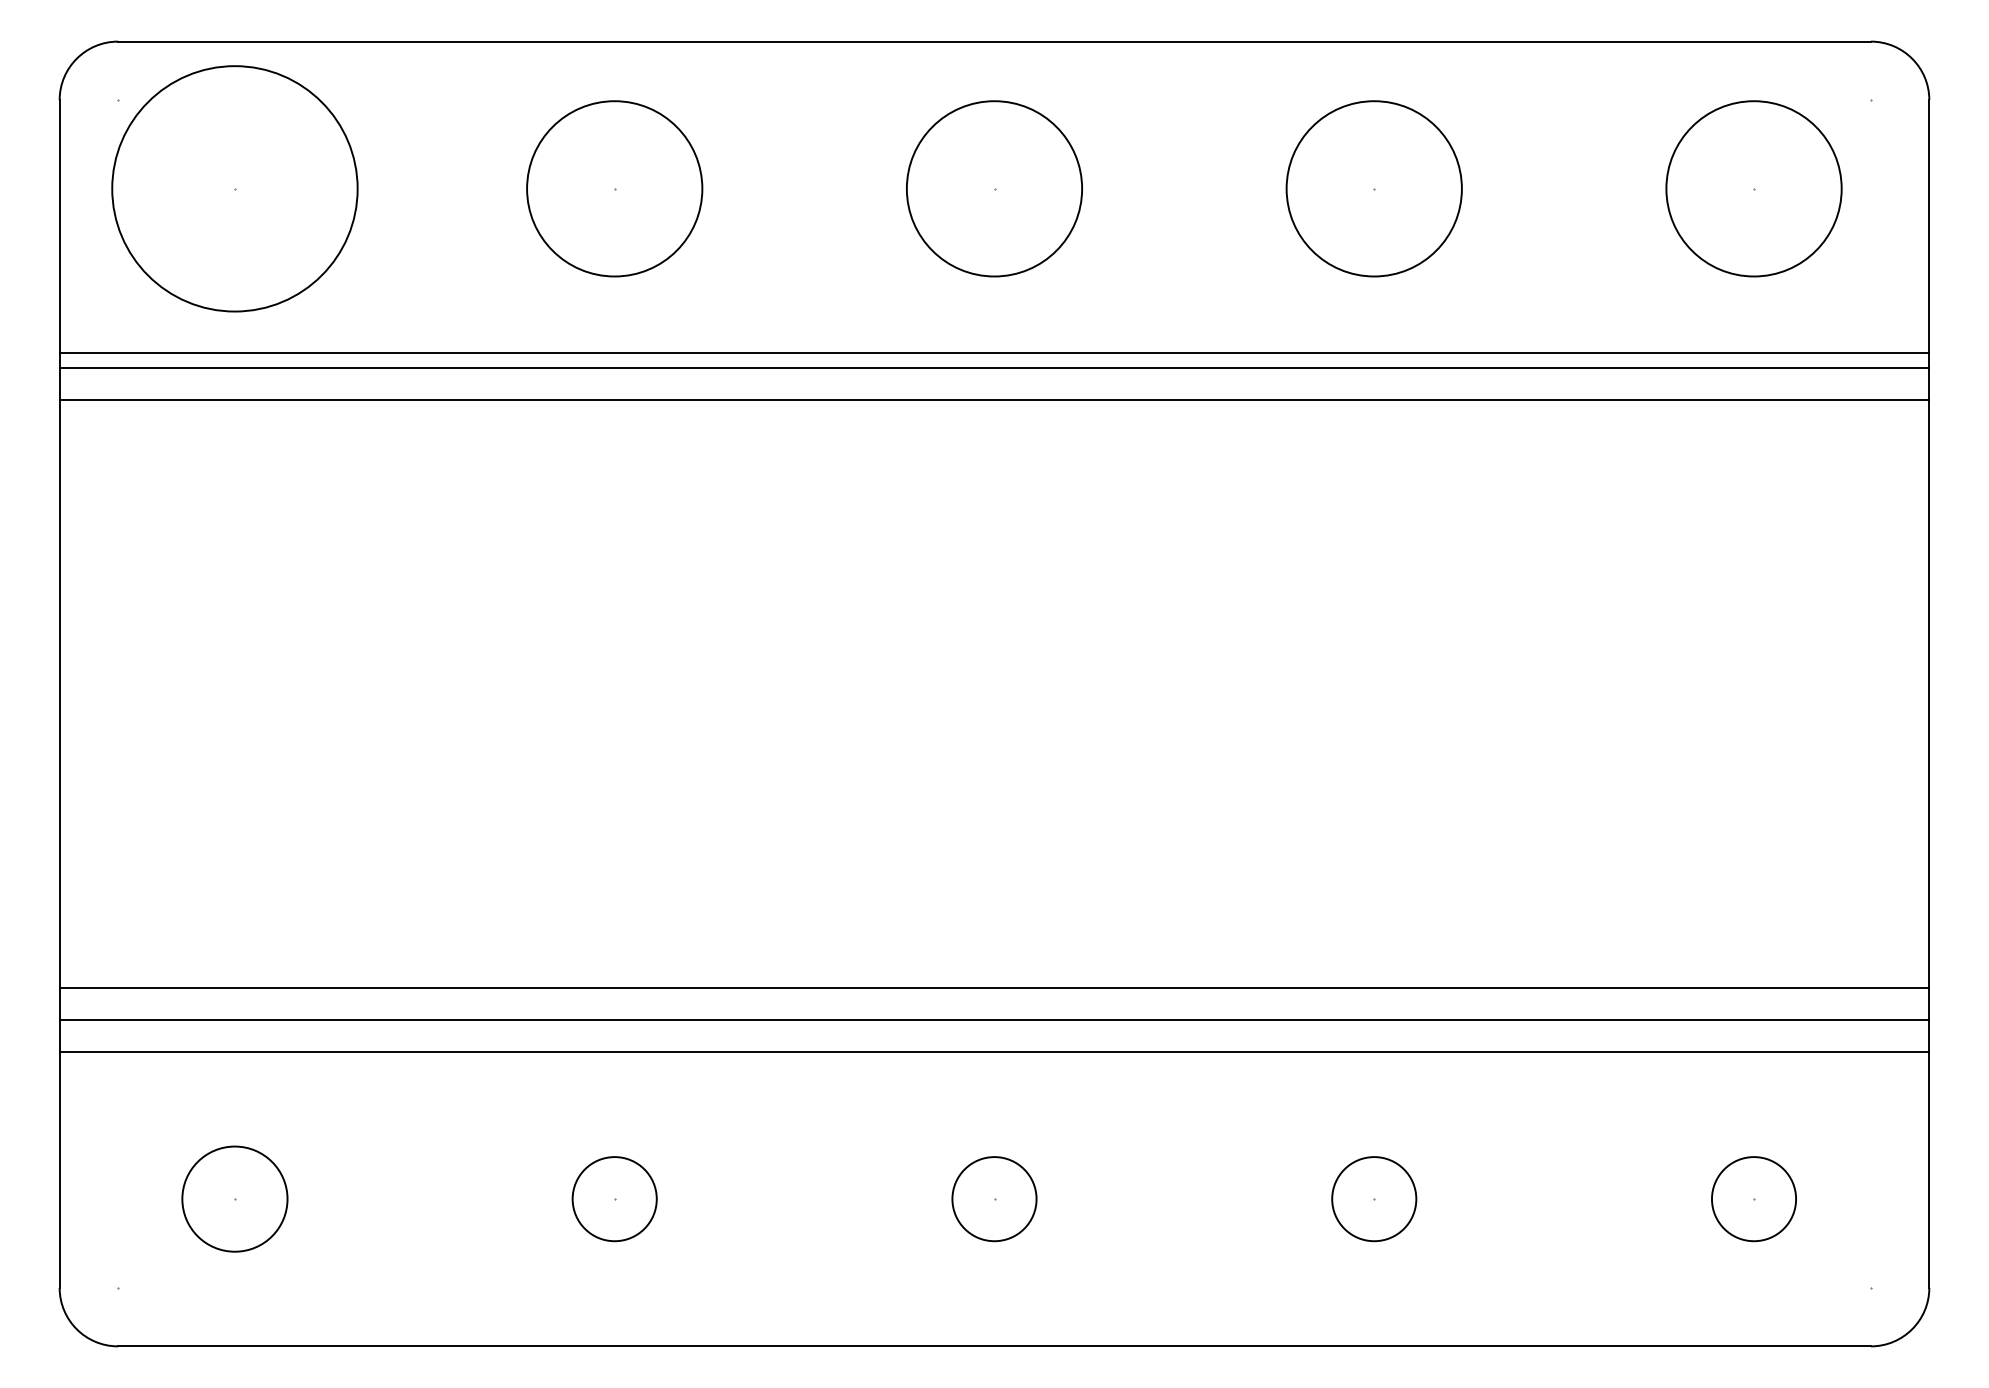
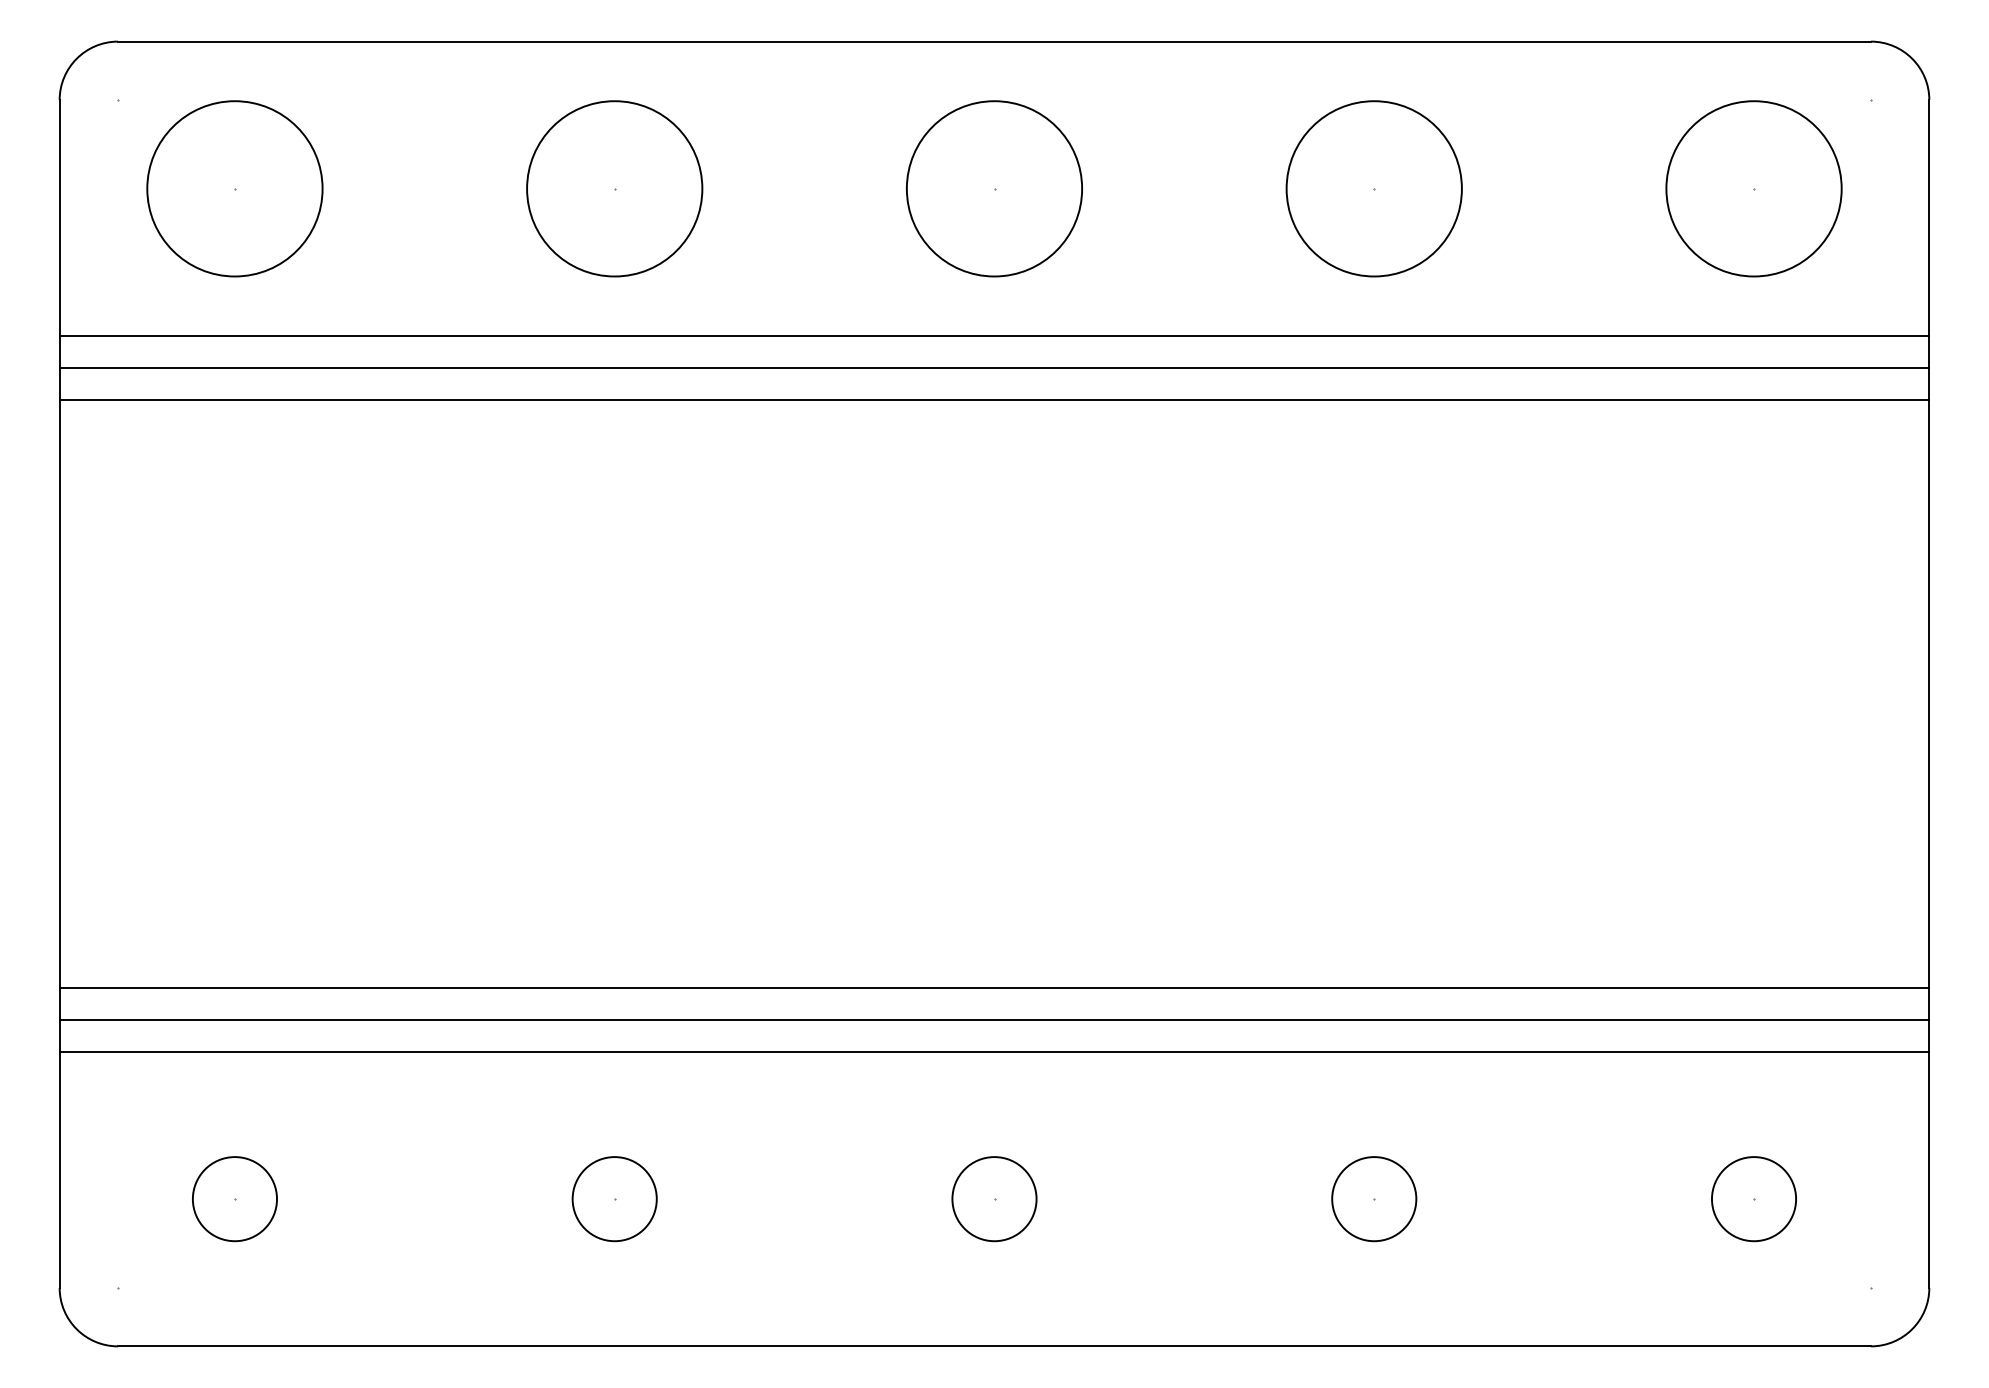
circle diameter: 245 px -> 175 px (234, 188)
line position: (994, 353) -> (994, 336) (994, 336)
circle diameter: 105 px -> 84 px (234, 1199)
